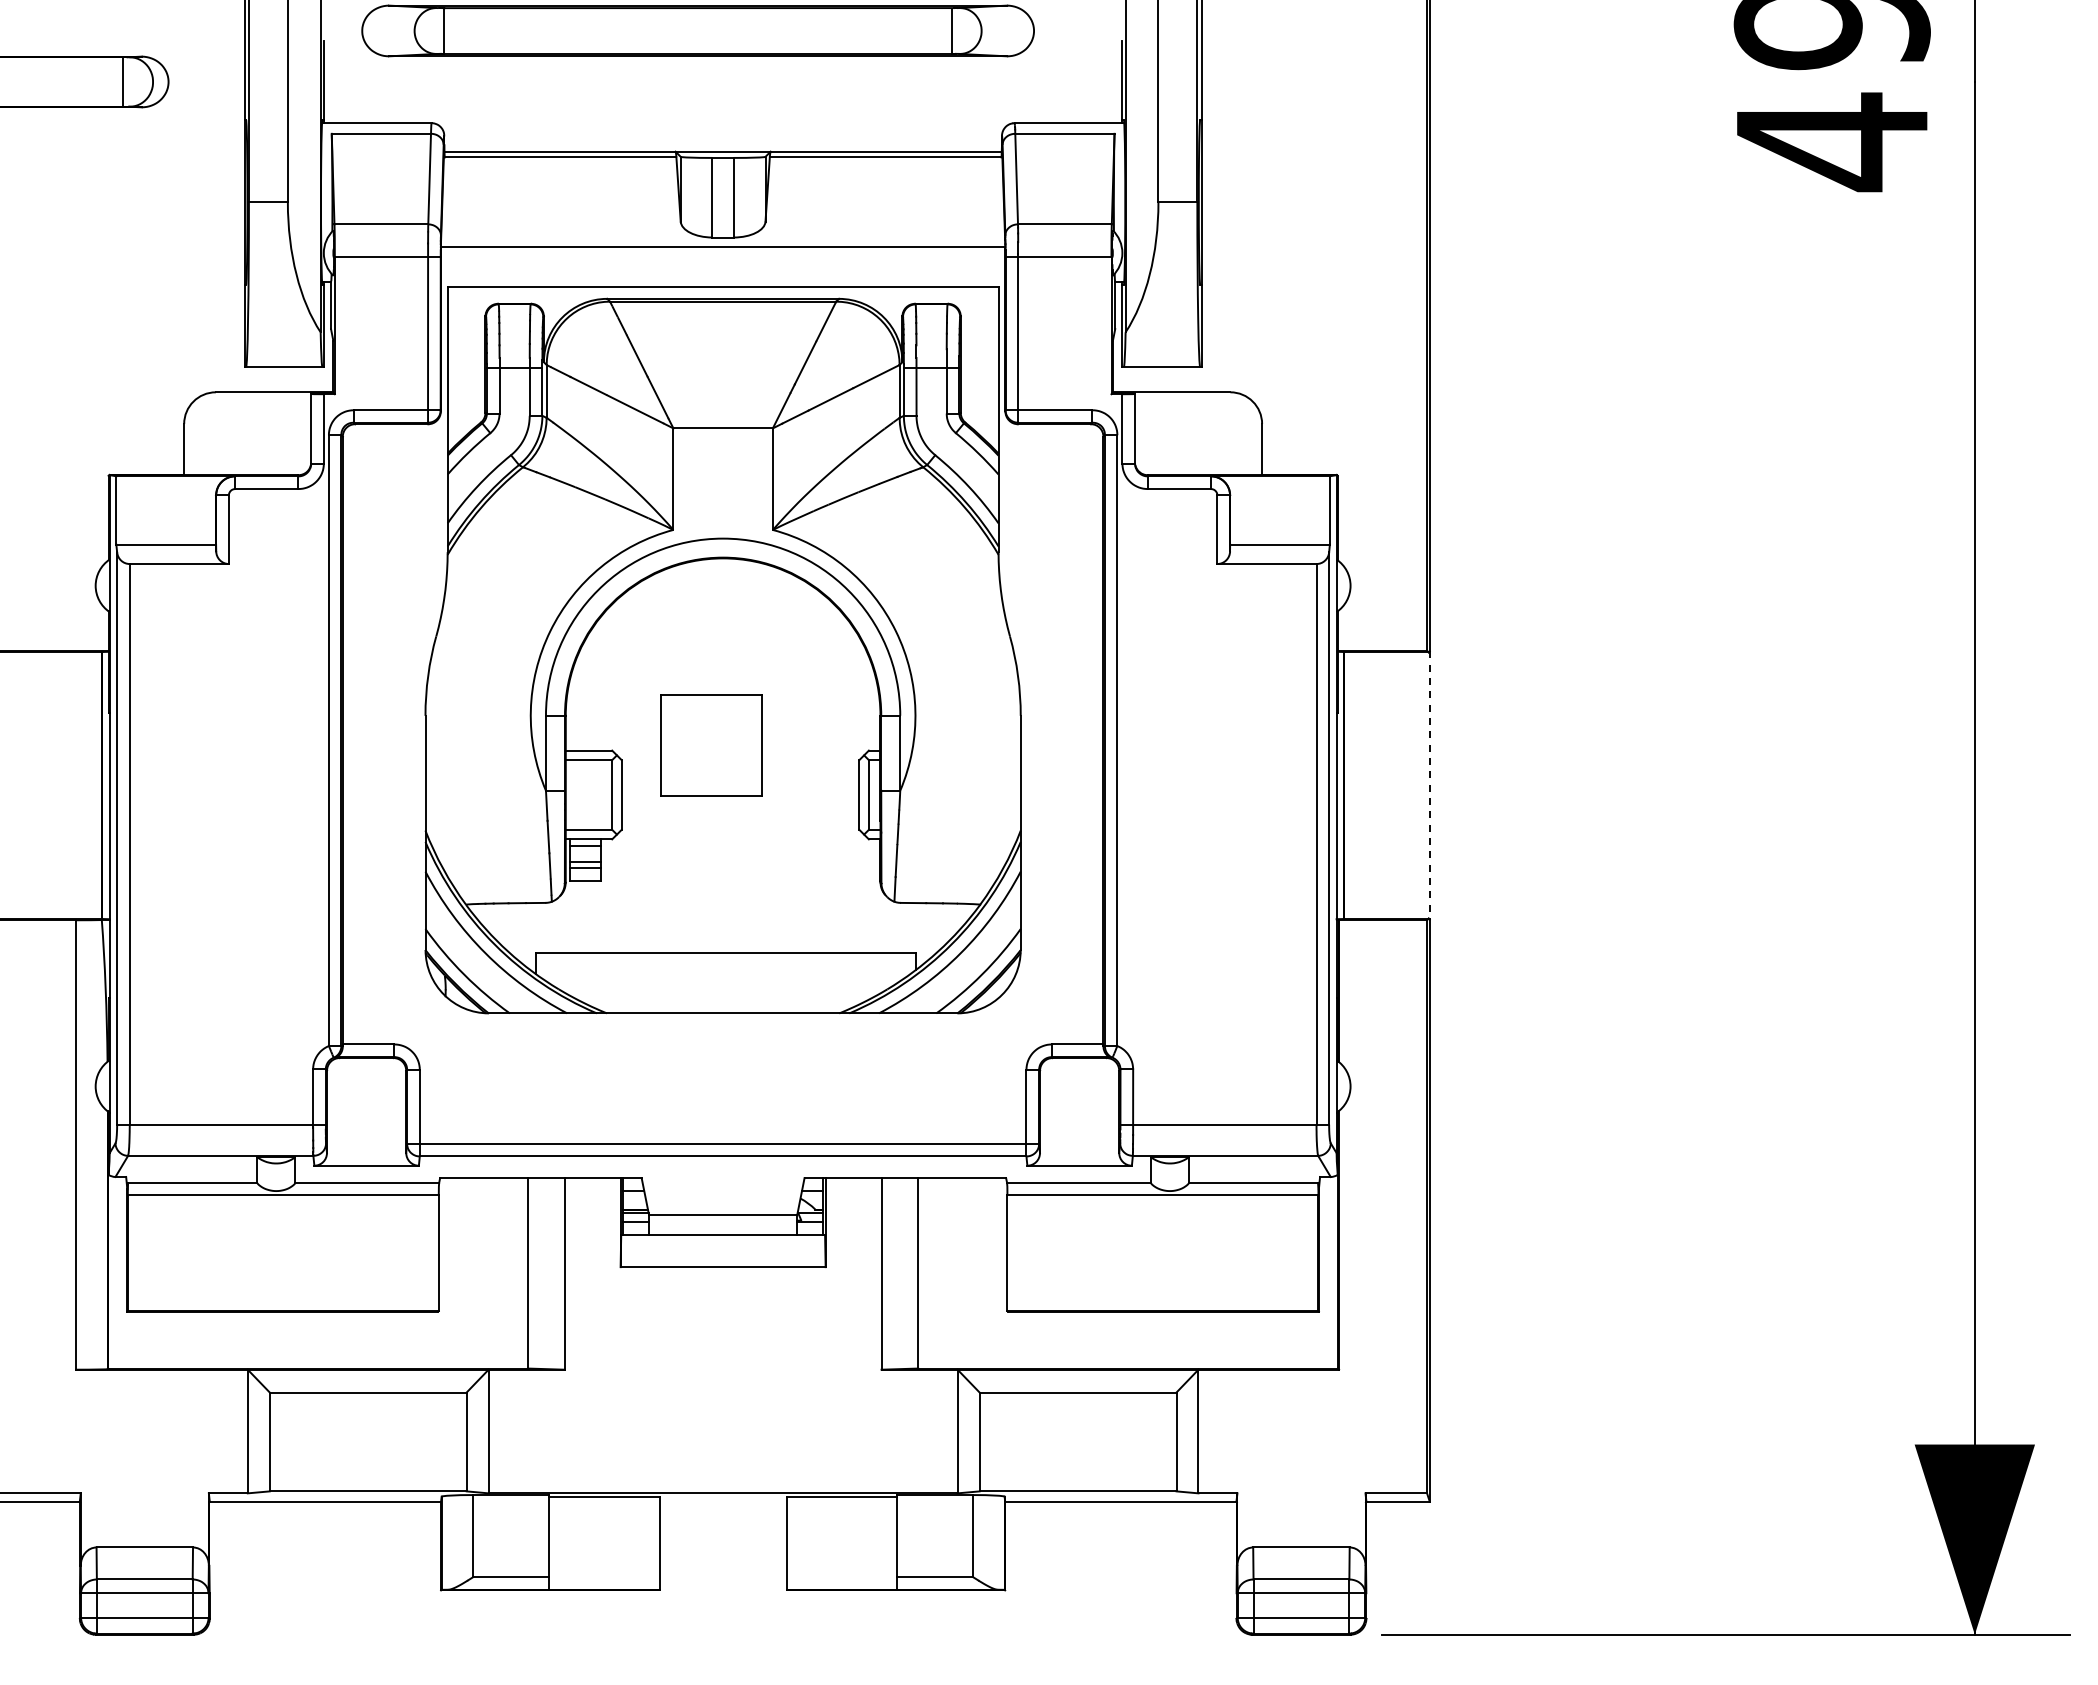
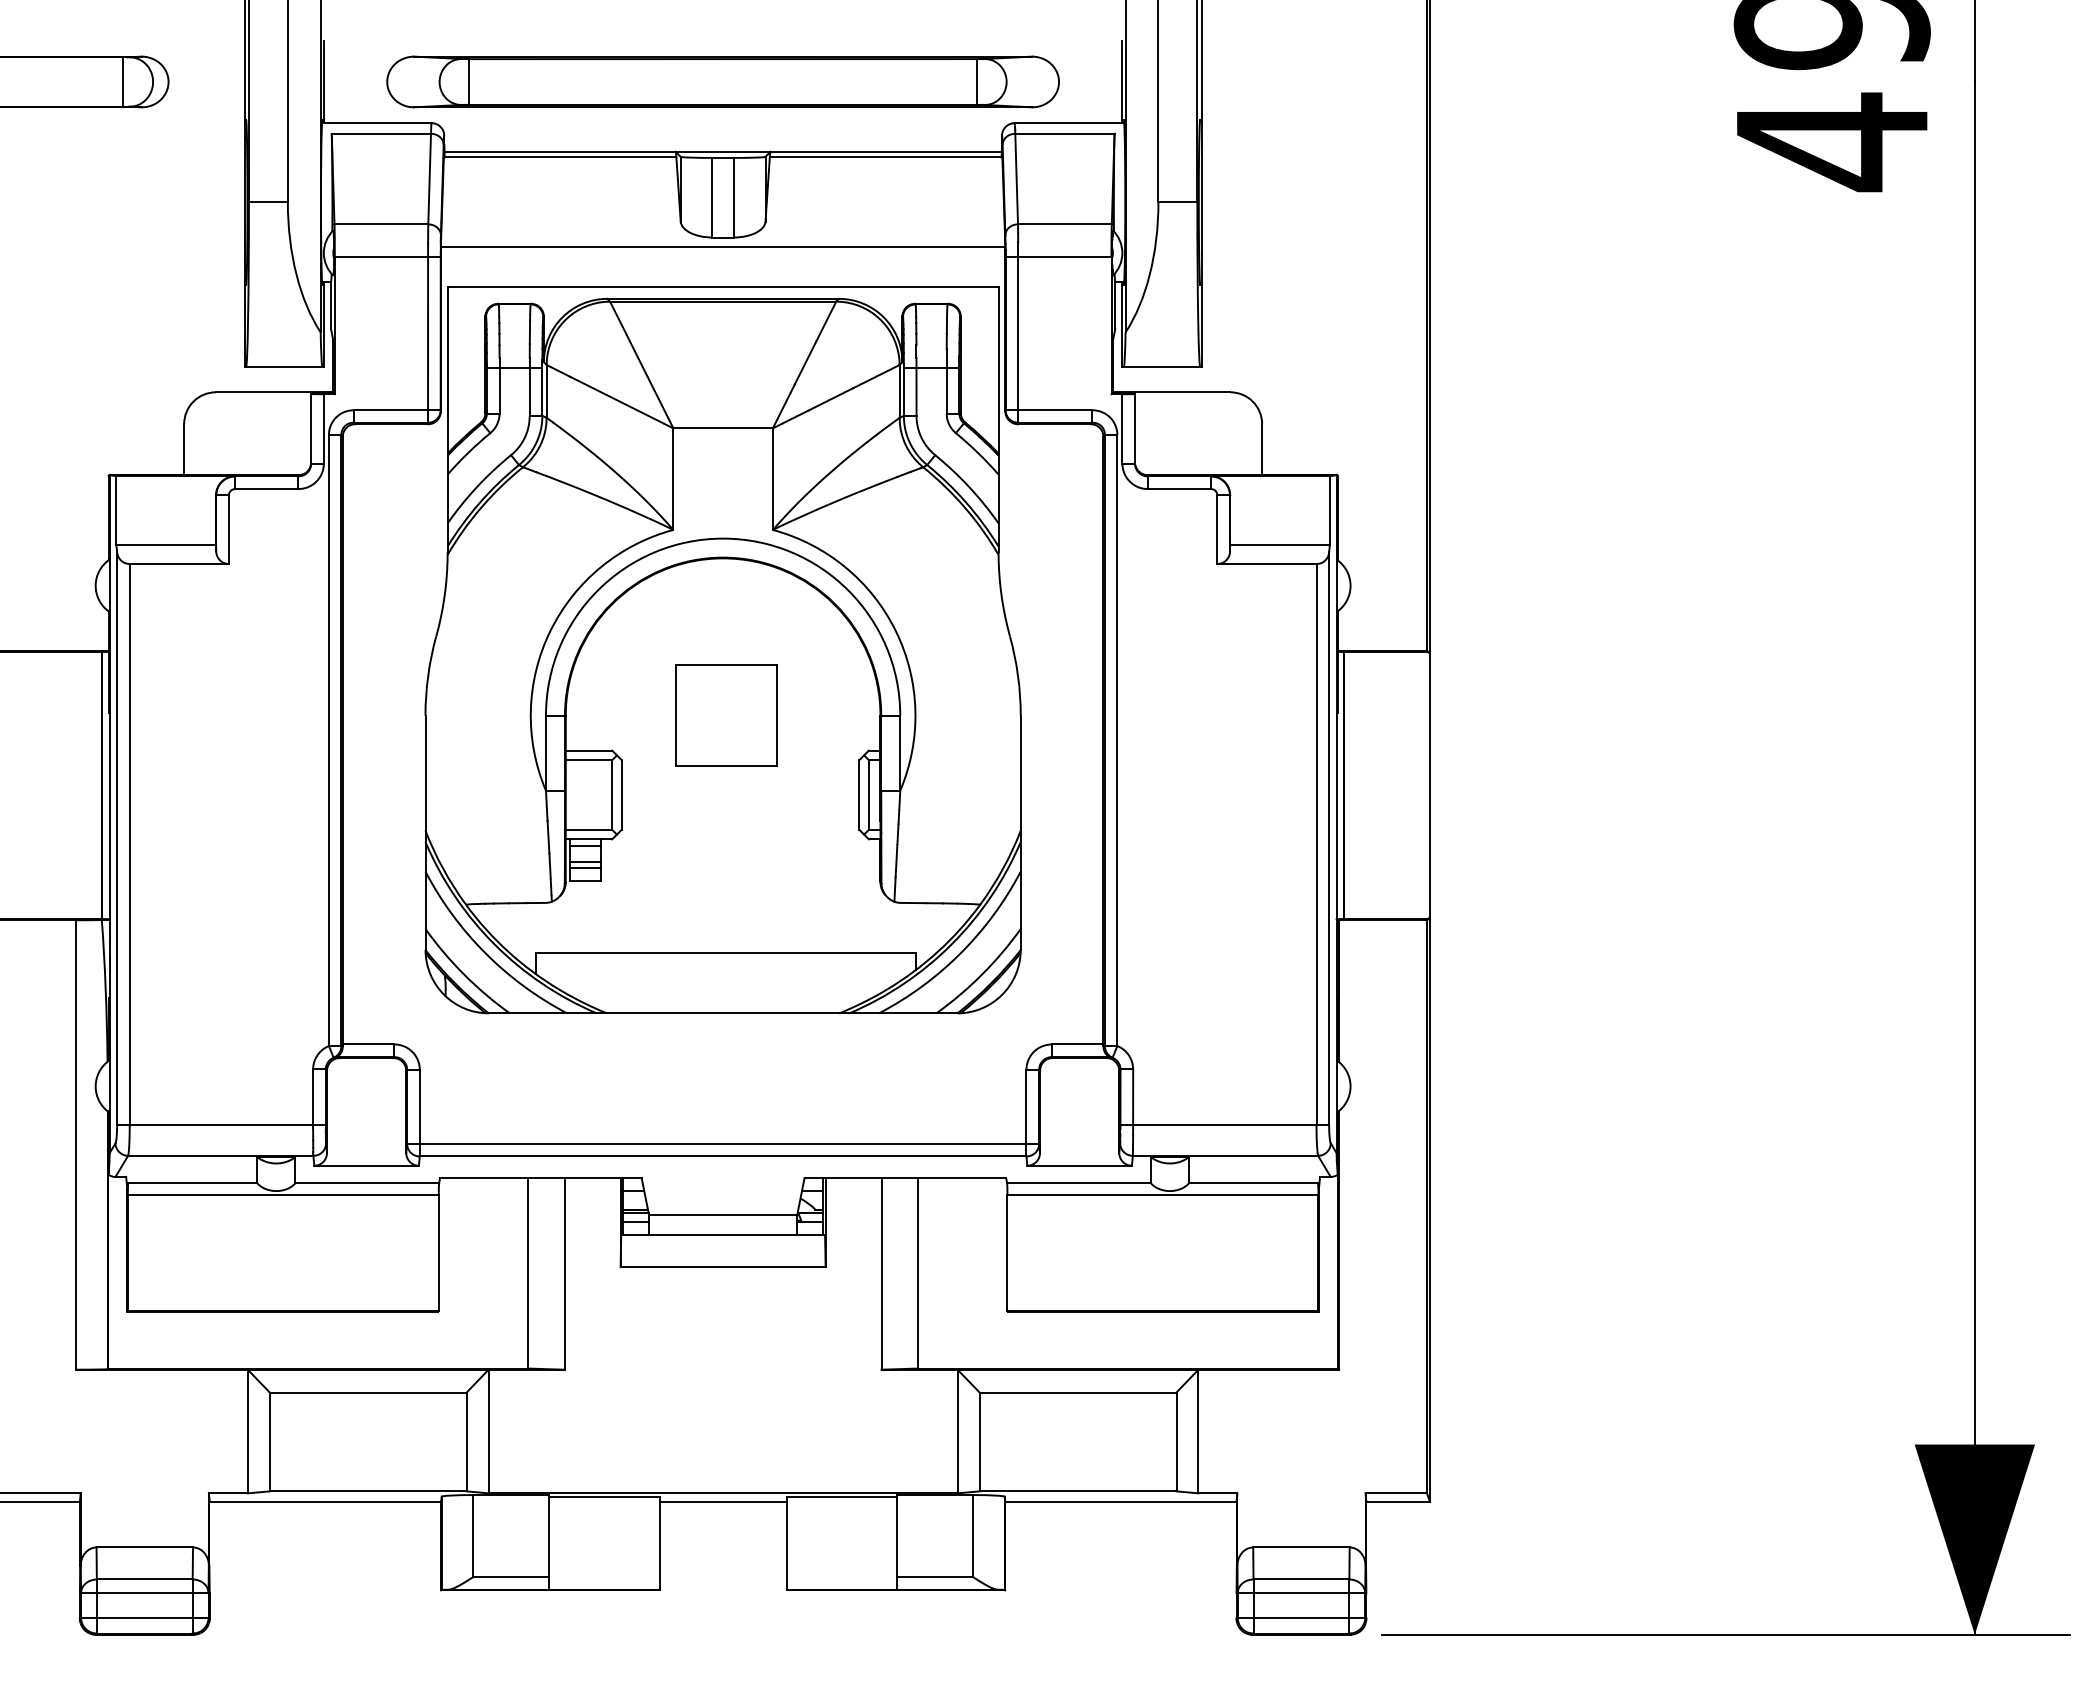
part position: (697, 30) -> (722, 81) (722, 81)
part position: (711, 745) -> (726, 715) (726, 715)
line: dashed -> solid (1429, 786)
line: none -> present (722, 1501)
